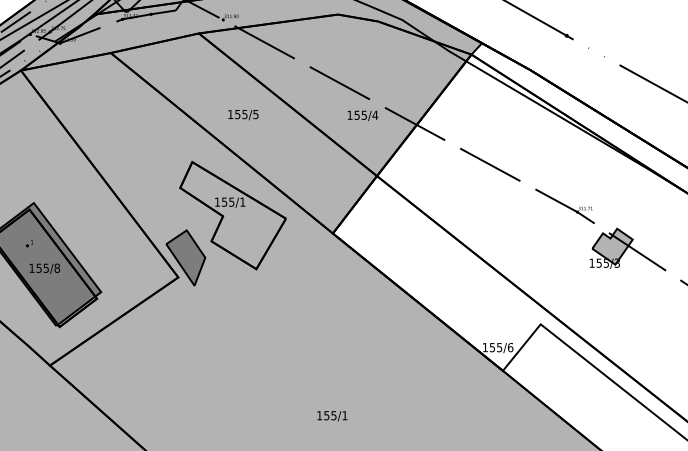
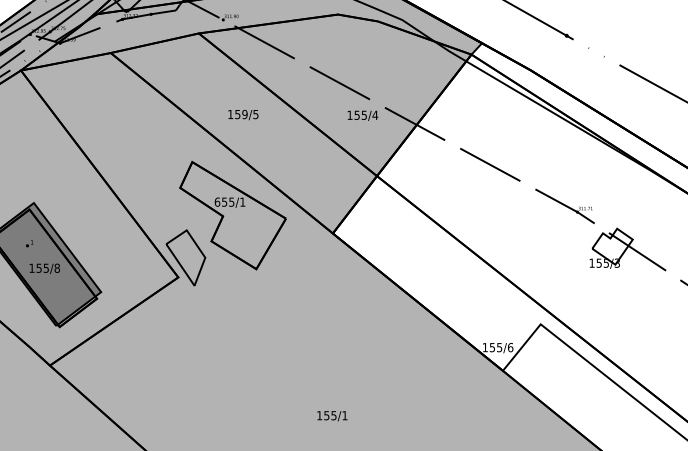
text: 155/5 -> 159/5 (244, 114)
text: 155/1 -> 655/1 (217, 201)
fill: present -> none (612, 246)
fill: present -> none (185, 257)
